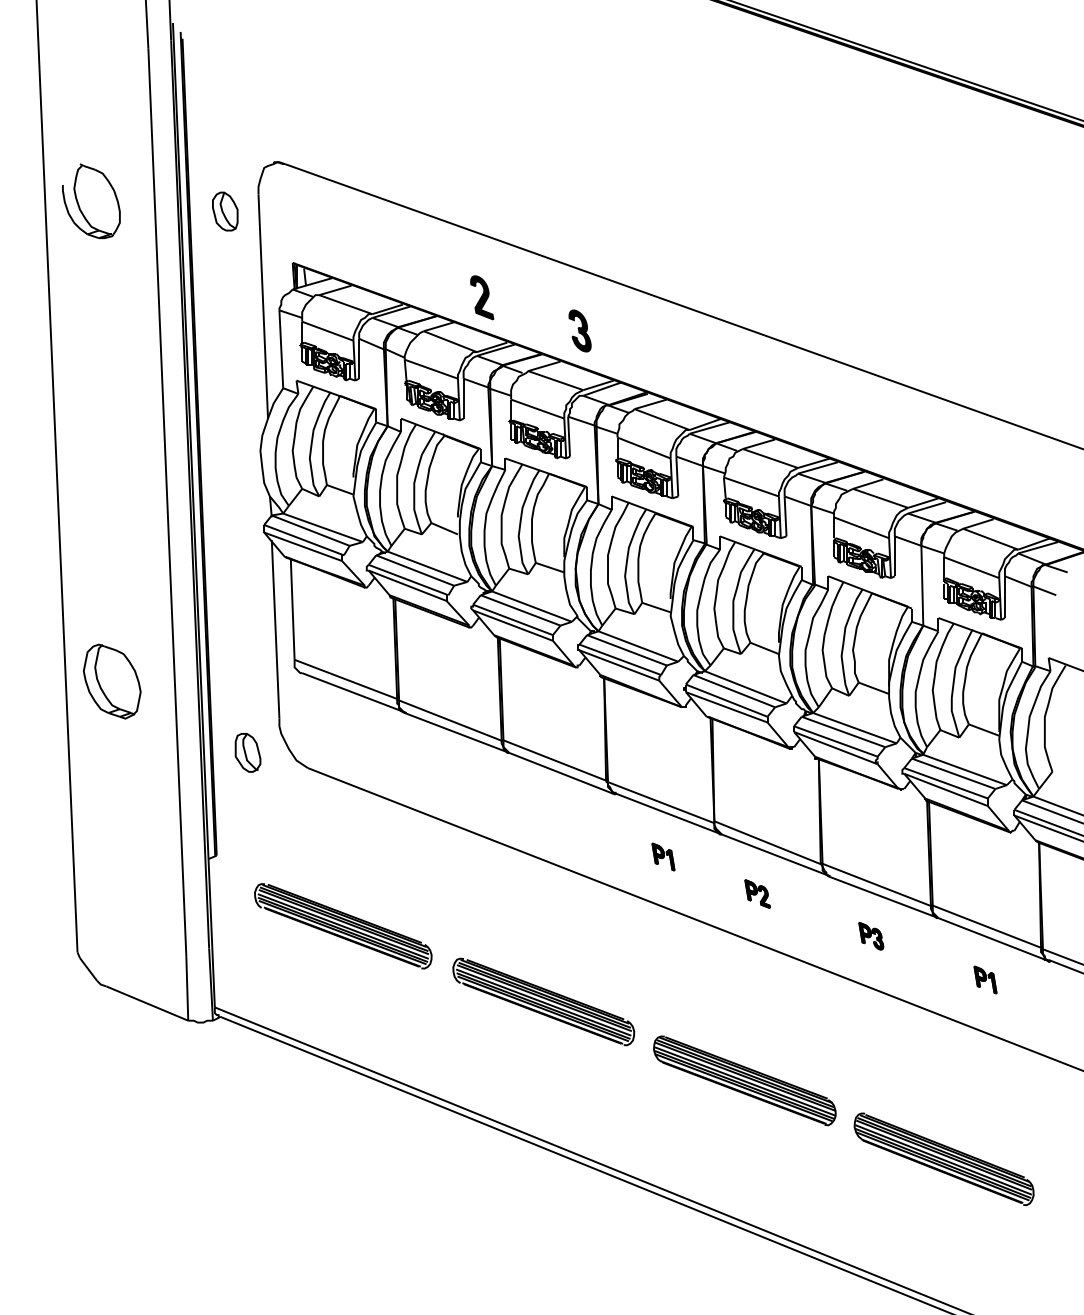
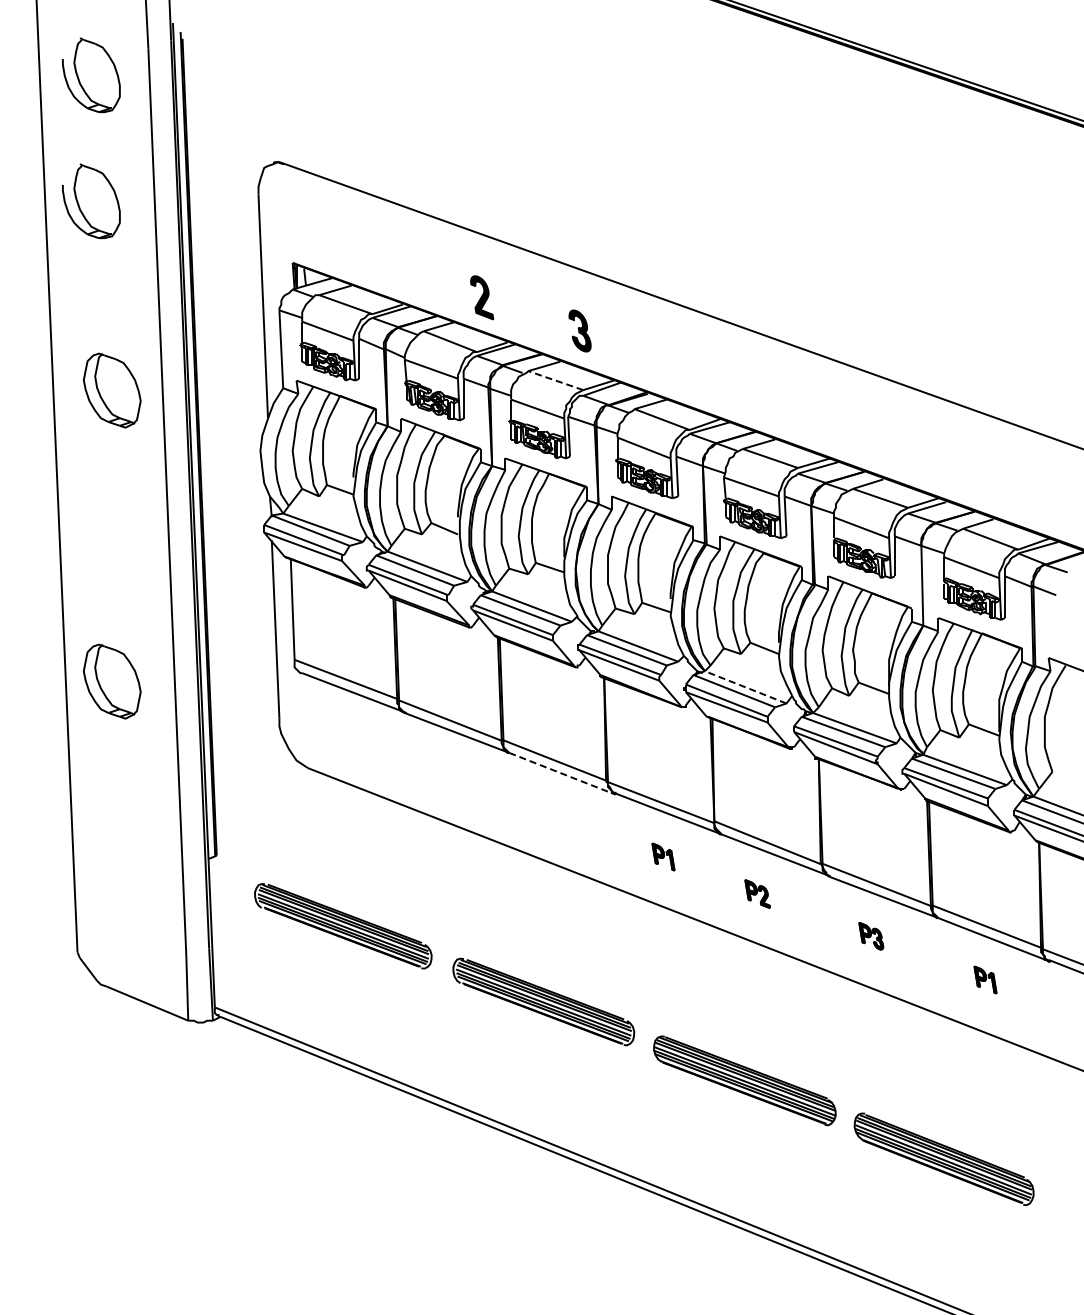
part: none -> present (91, 75)
part: present -> none (225, 211)
line: solid -> dashed (555, 380)
part: none -> present (111, 390)
line: solid -> dashed (745, 687)
part: present -> none (247, 752)
line: solid -> dashed (562, 773)
